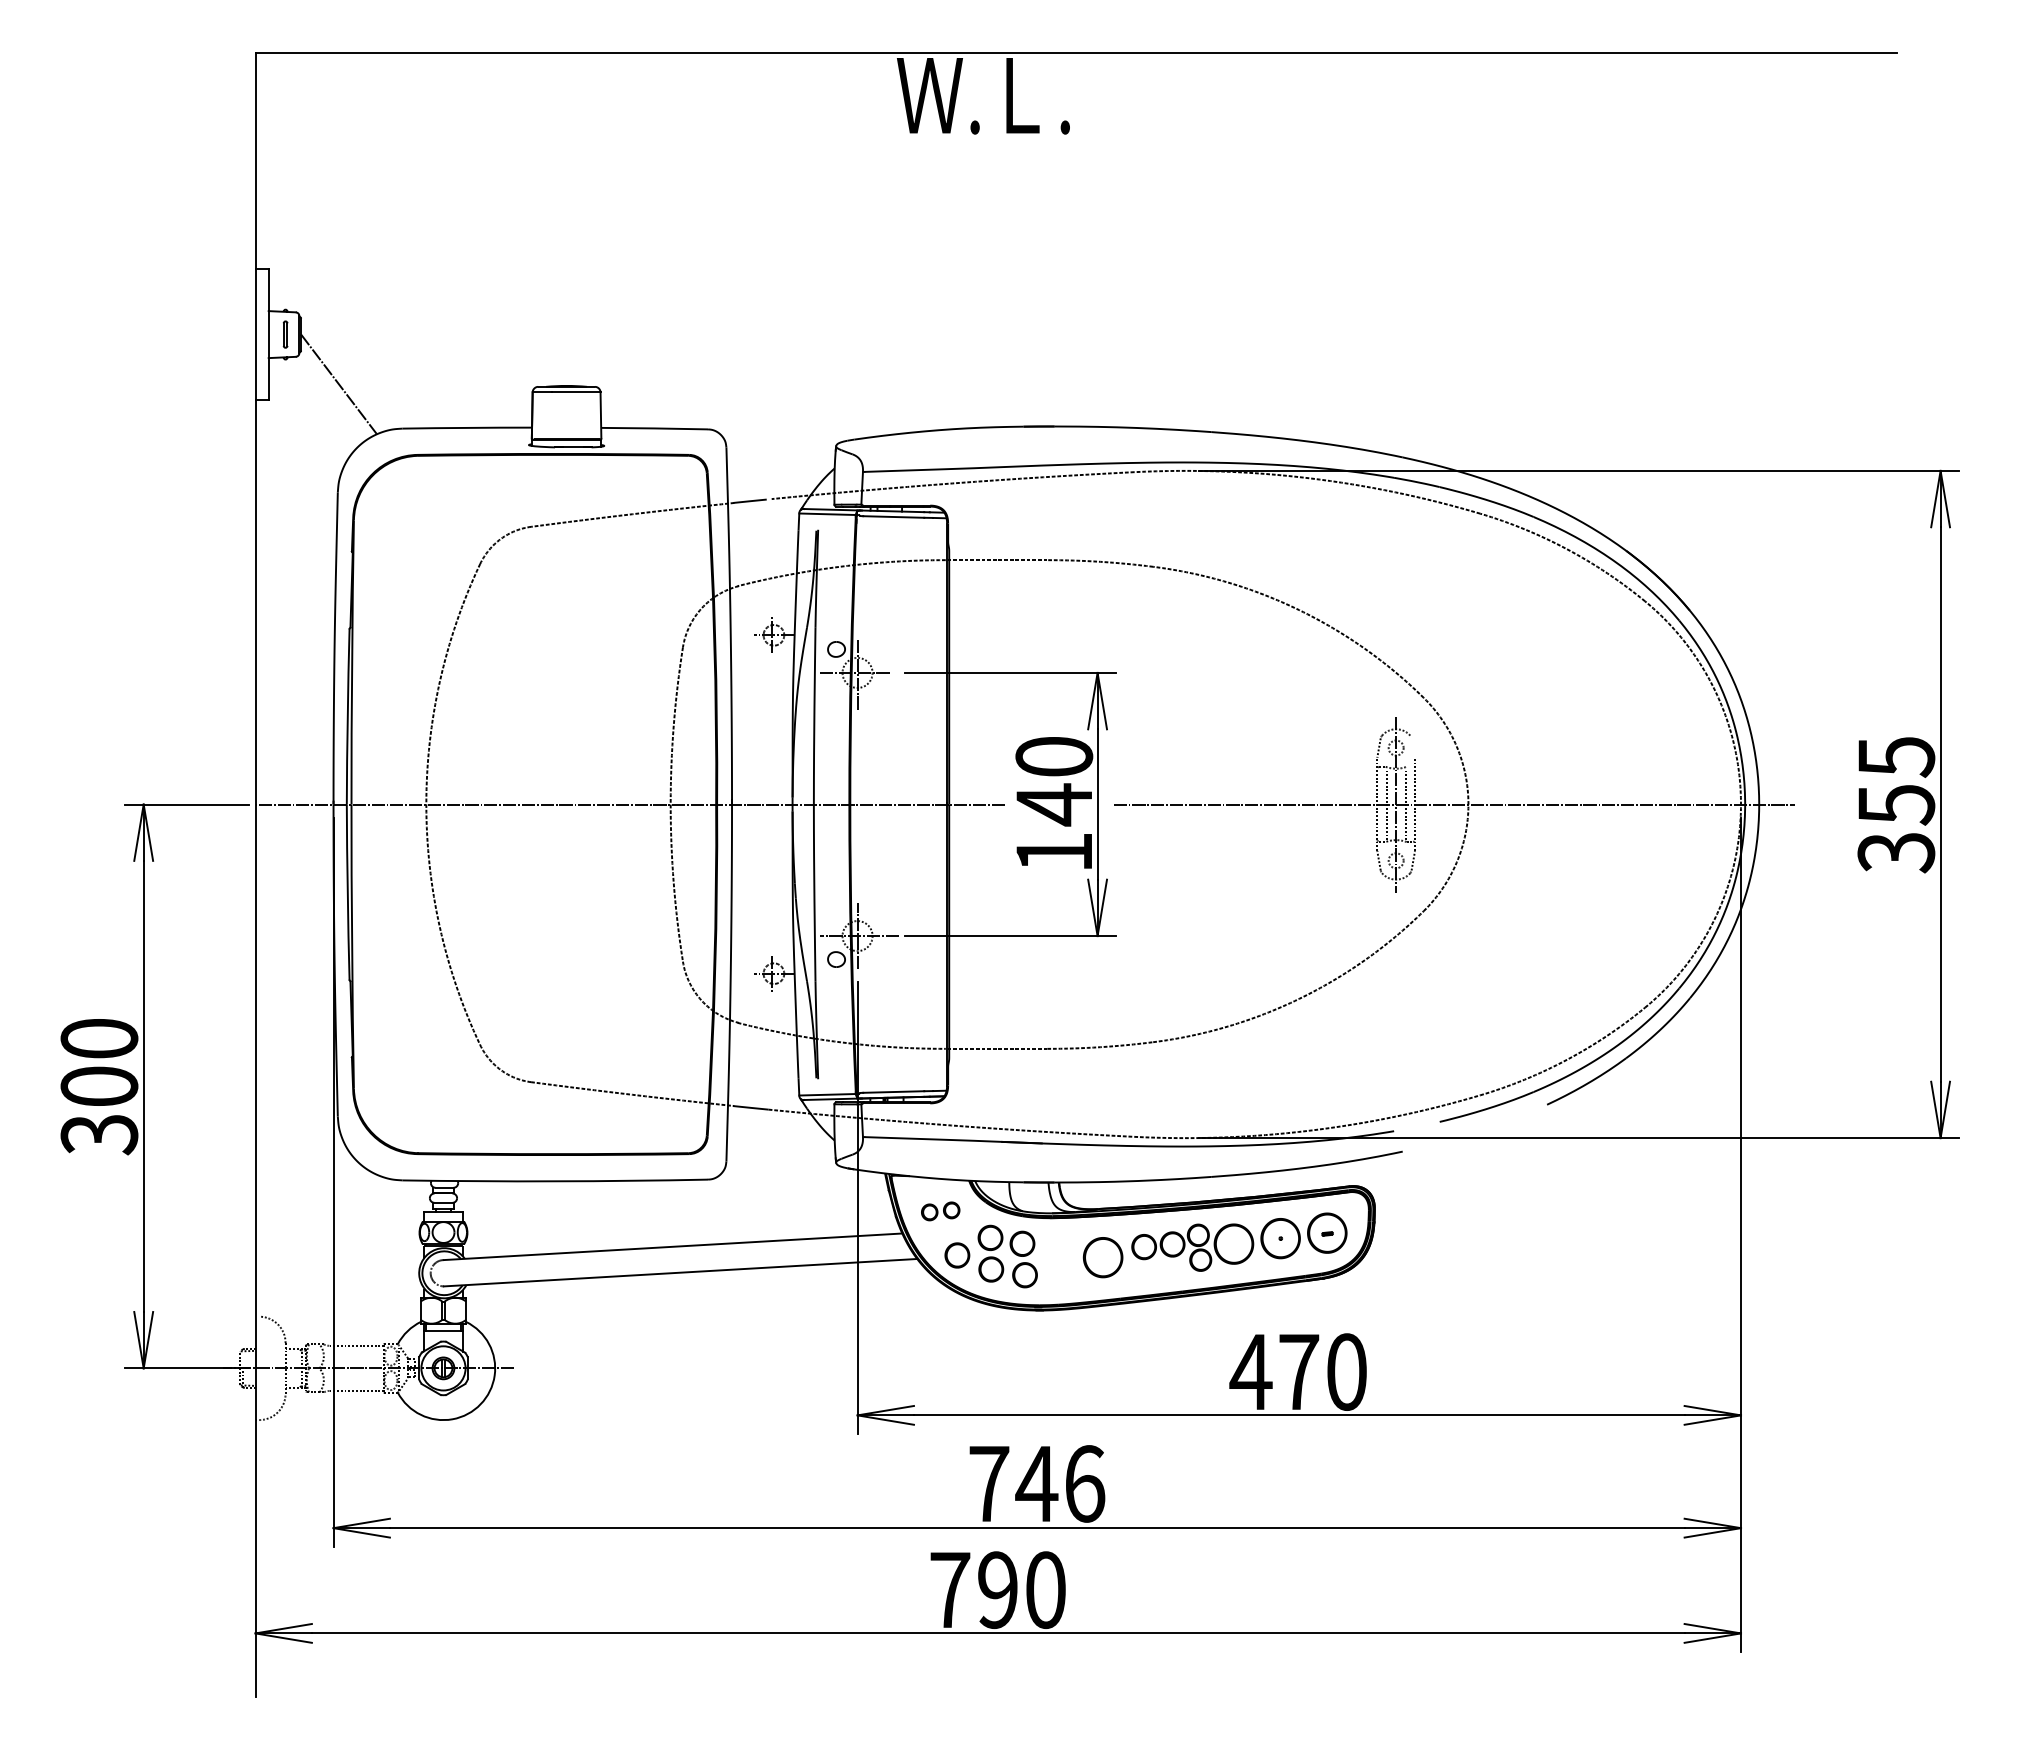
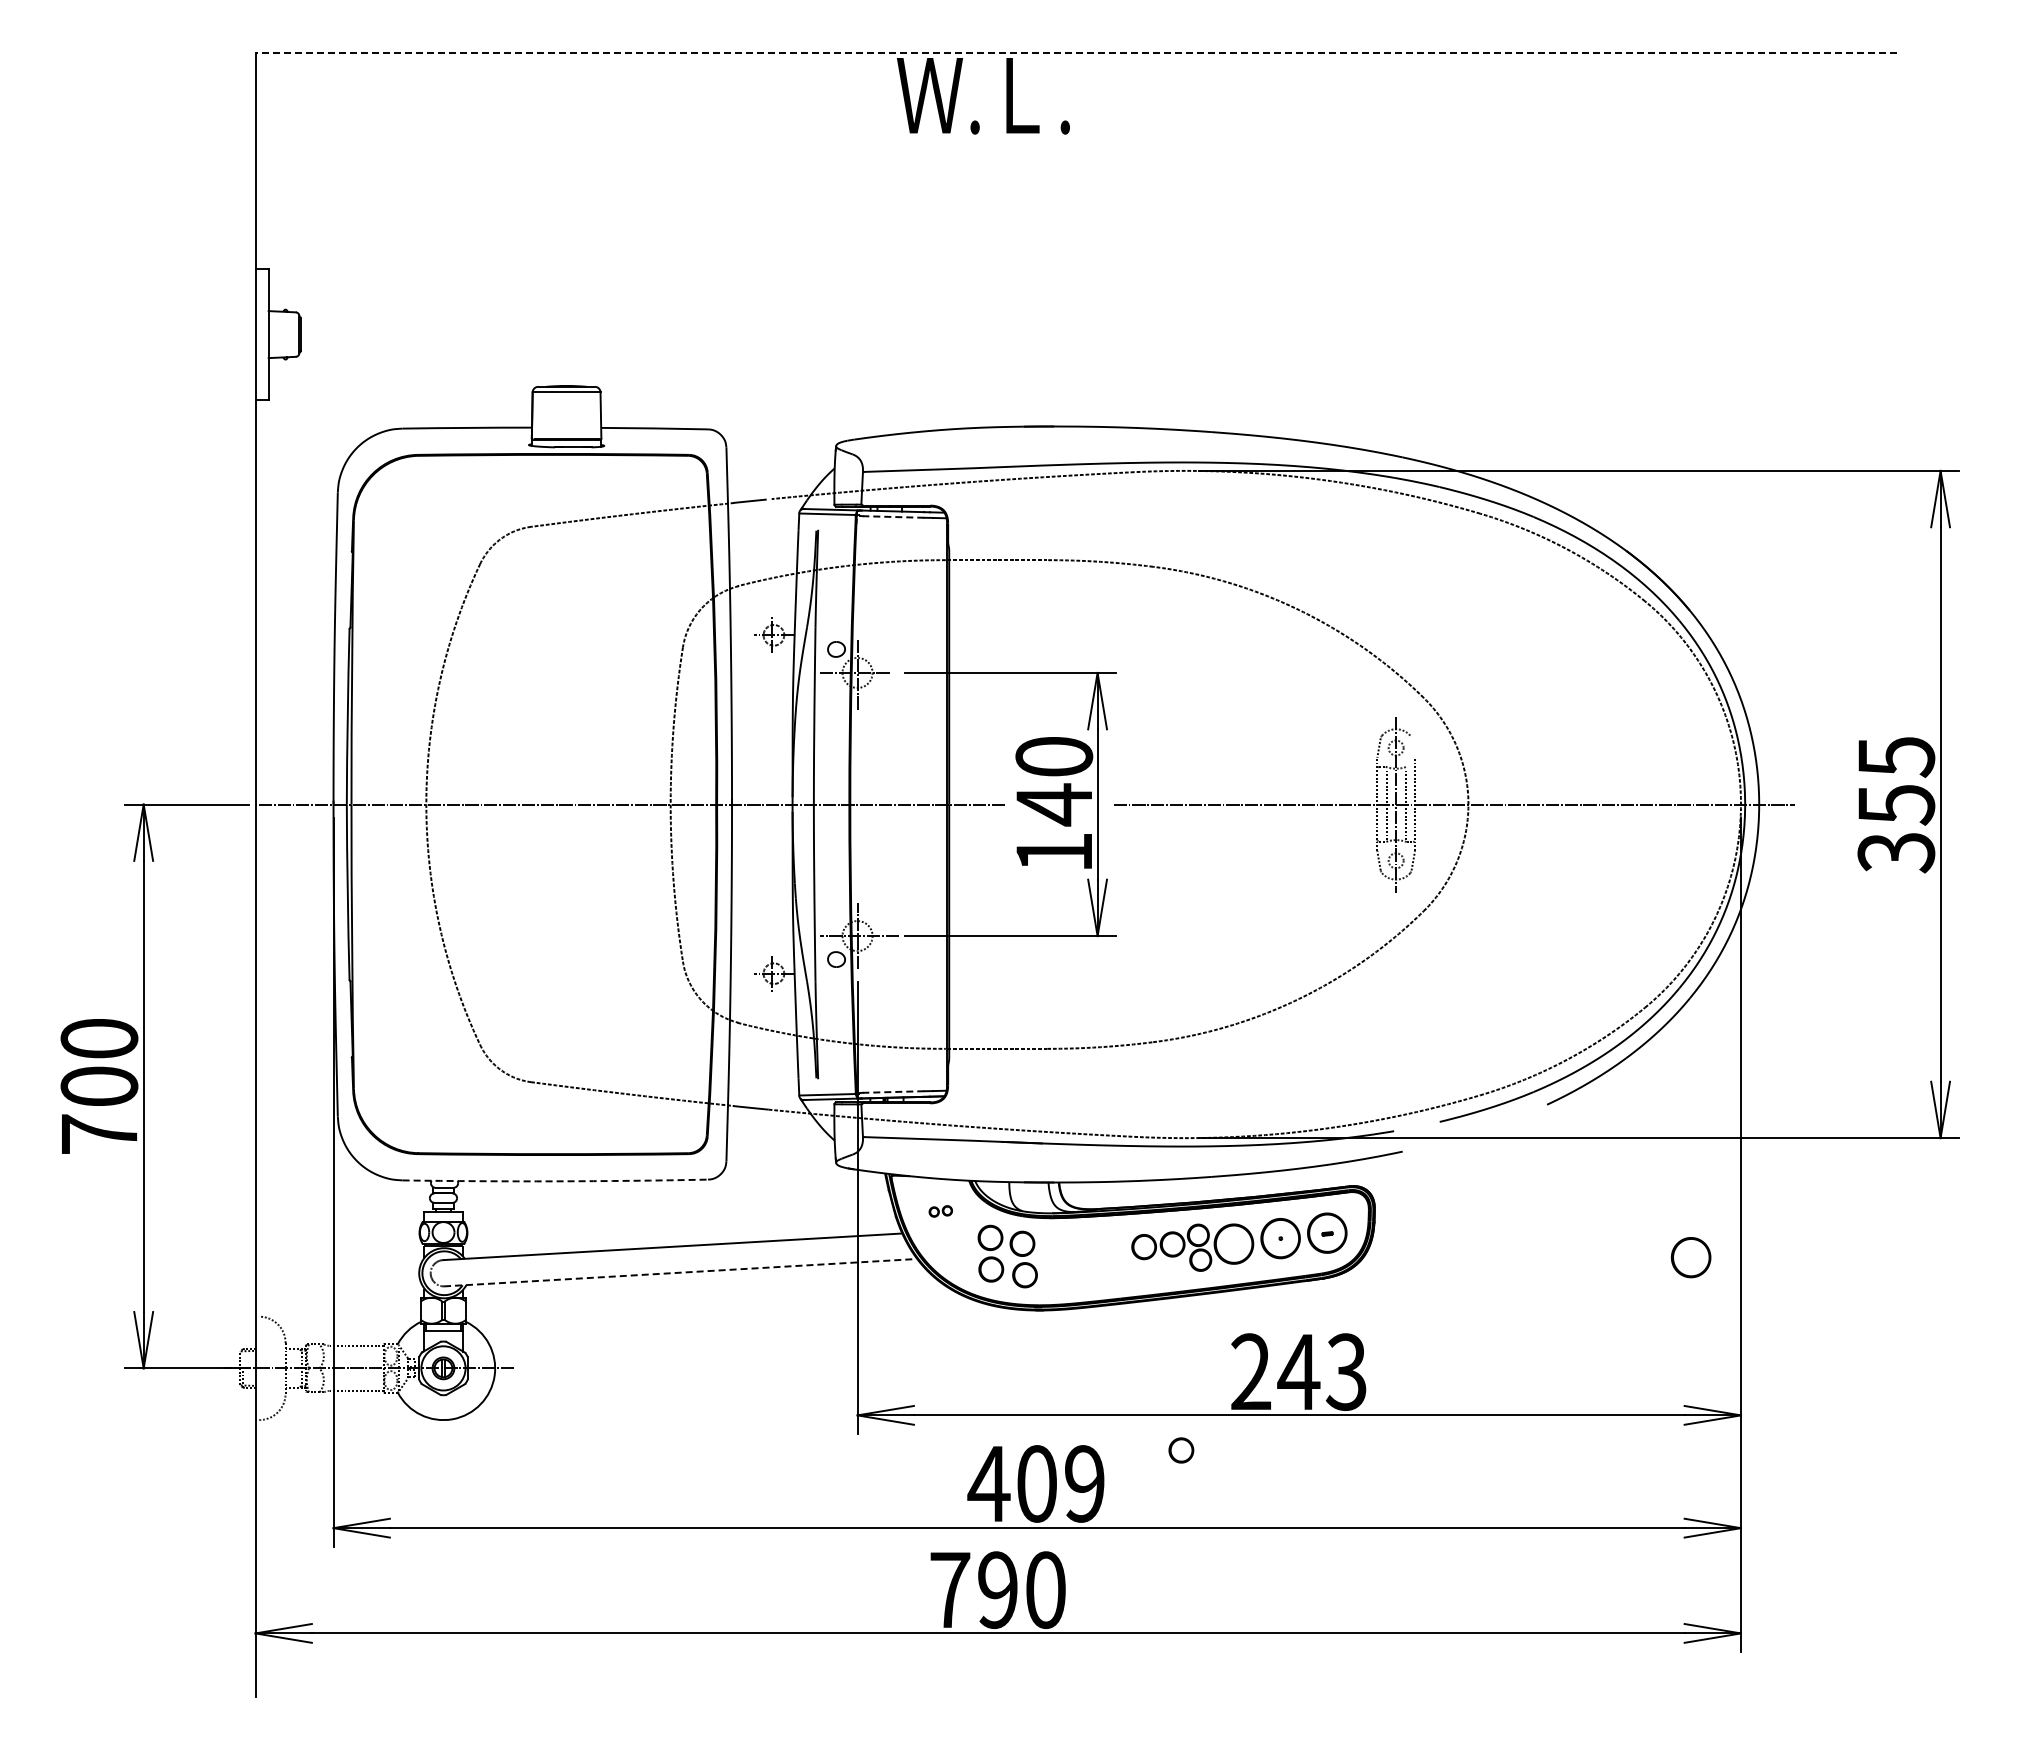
line: solid -> dashed (1076, 52)
part: present -> none (285, 334)
line: present -> none (338, 383)
line: solid -> dashed (893, 517)
line: solid -> dashed (893, 1092)
text: 300 -> 700 (99, 1134)
arc: solid -> dashed (555, 1181)
part size: 40x21 px -> 25x13 px (940, 1211)
part position: (957, 1255) -> (1181, 1450) (1181, 1450)
part position: (1102, 1257) -> (1690, 1257) (1690, 1257)
line: solid -> dashed (680, 1272)
text: 470 -> 243 (1297, 1371)
text: 746 -> 409 (1036, 1483)
